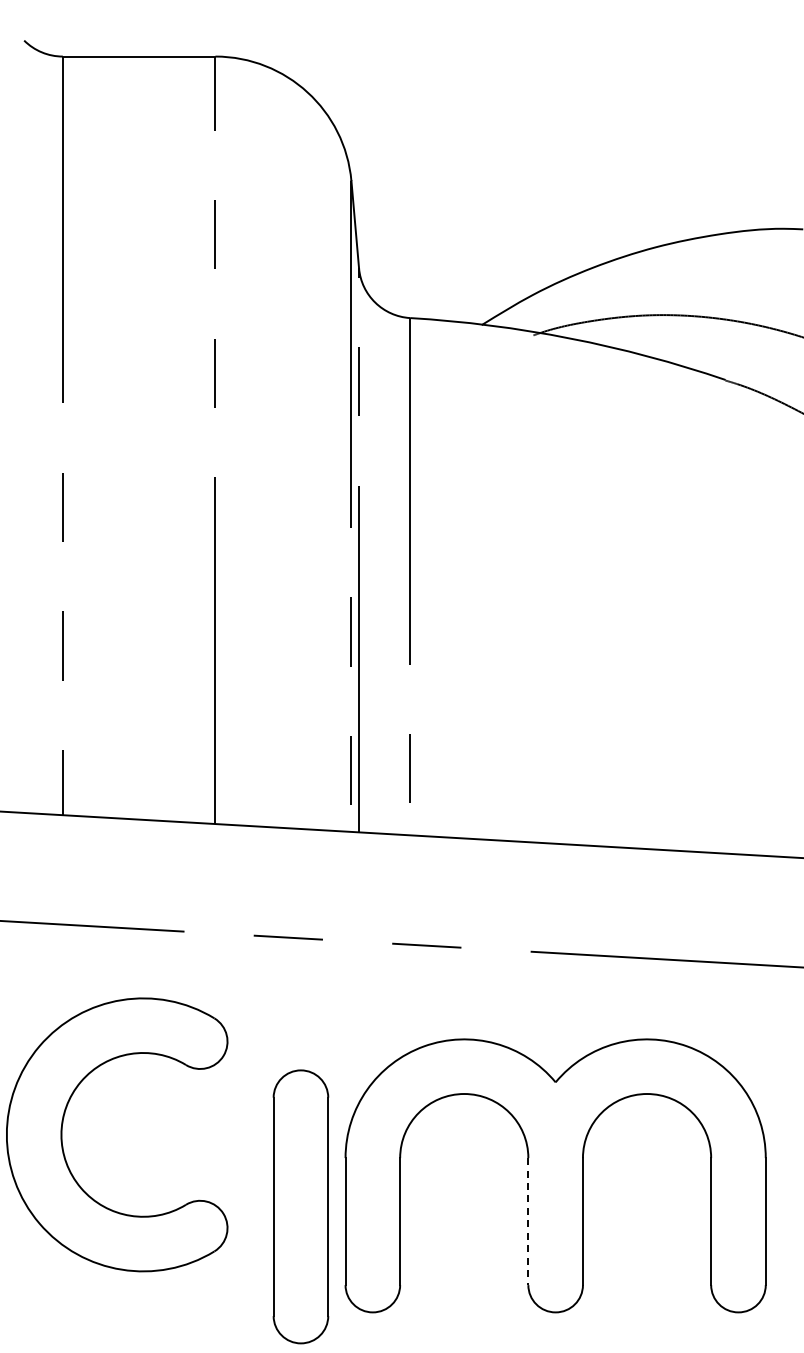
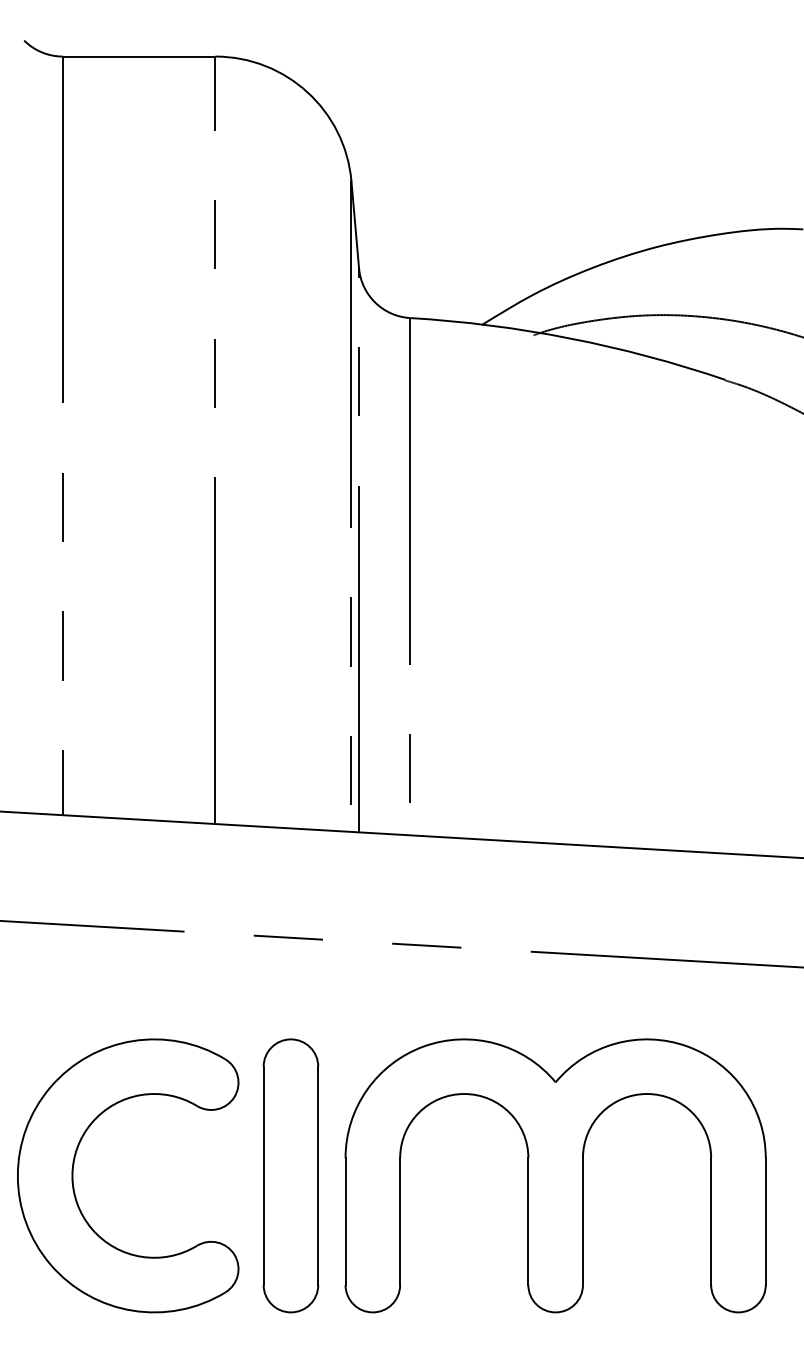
part position: (62, 1134) -> (73, 1175) (73, 1175)
part position: (300, 1206) -> (290, 1175) (290, 1175)
line: dashed -> solid (528, 1221)
